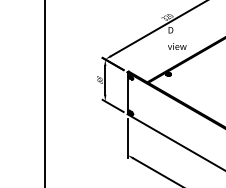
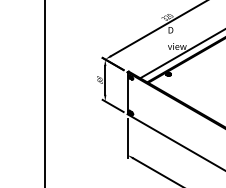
line: none -> present (181, 54)
